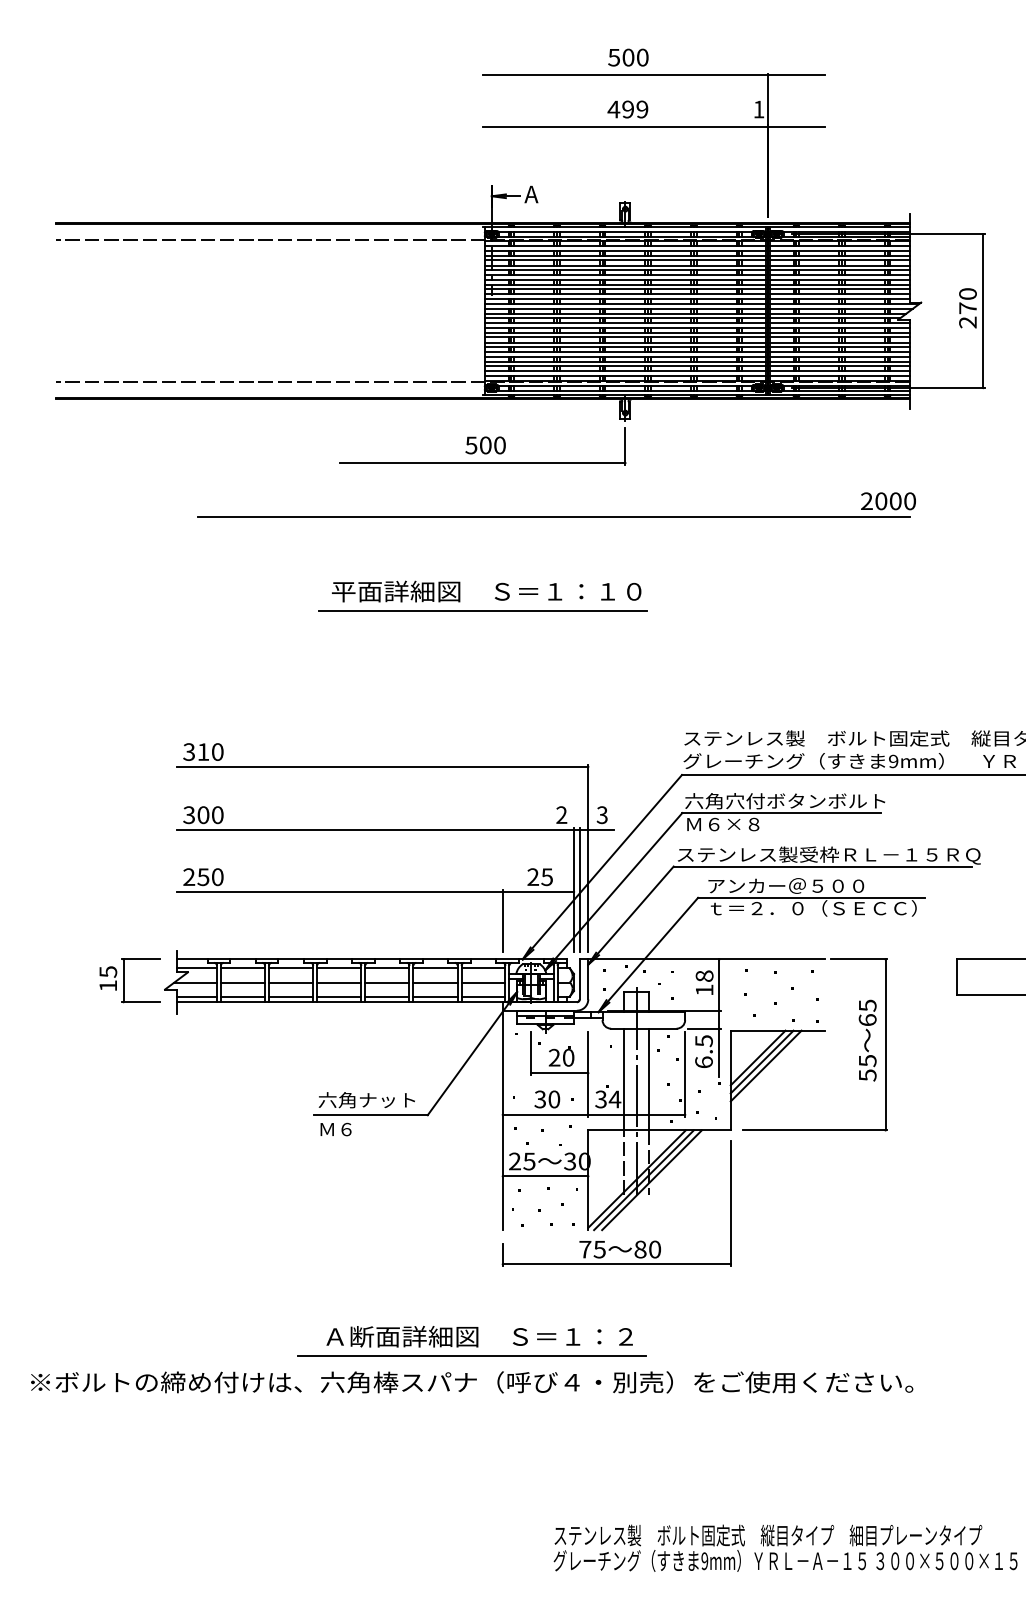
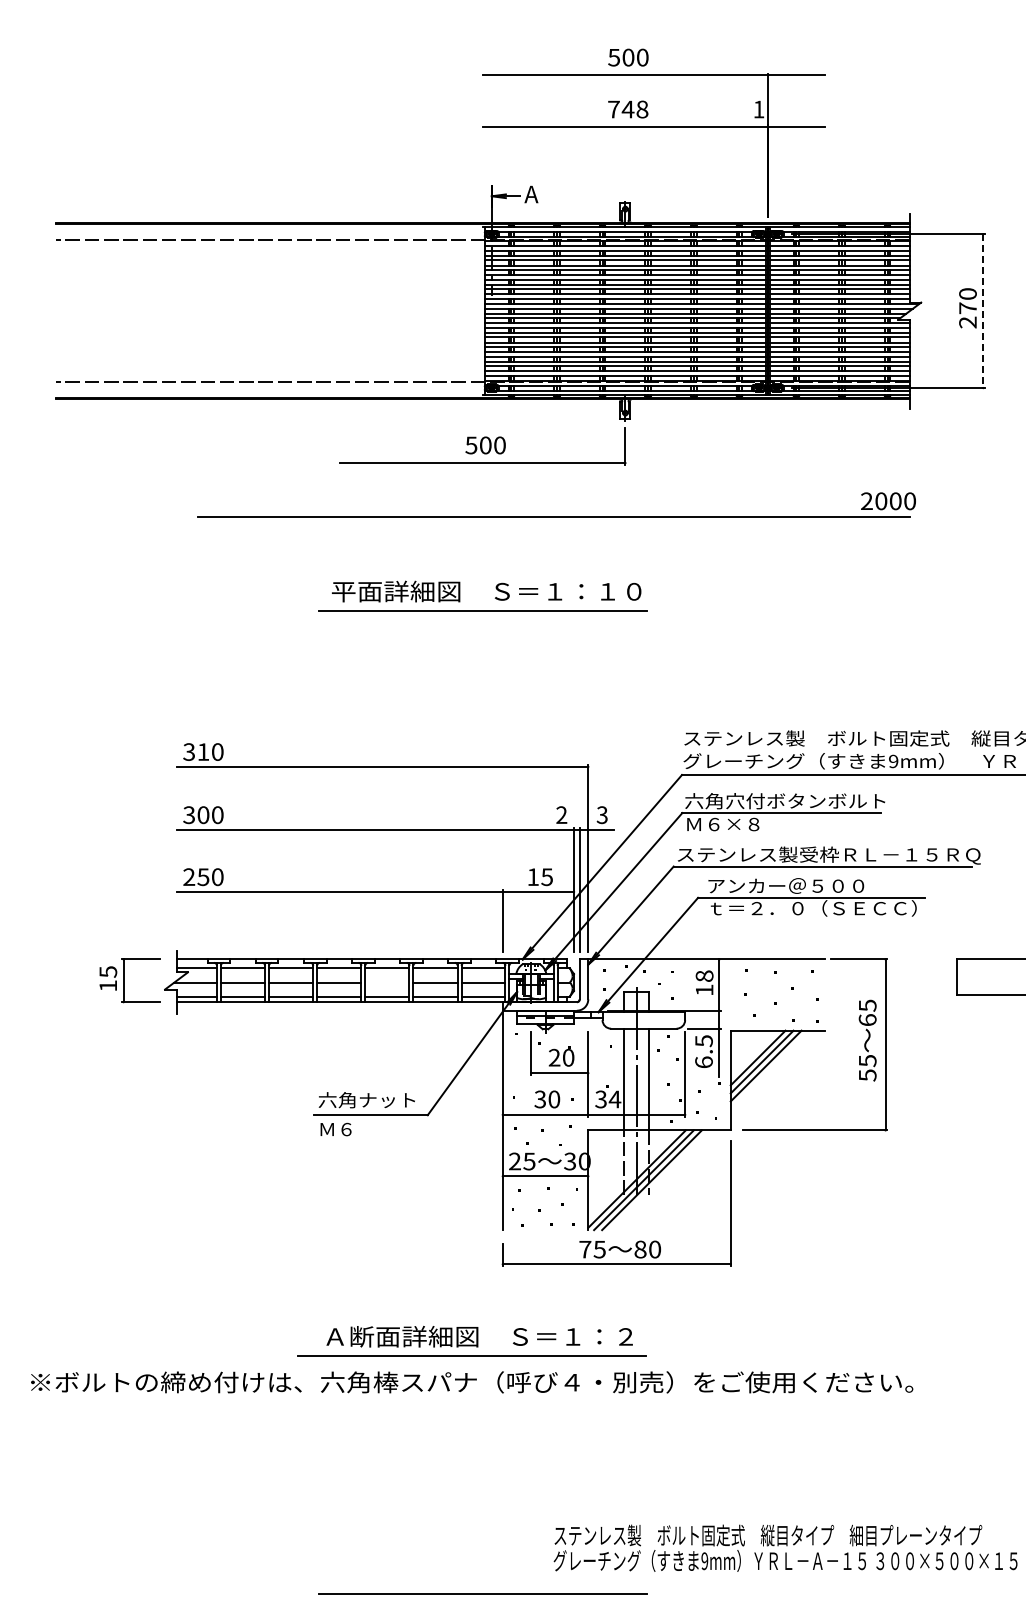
text: 499 -> 748 (627, 109)
line: solid -> dashed (983, 311)
text: 25 -> 15 (532, 876)
line: present -> none (387, 982)
line: none -> present (482, 1593)
